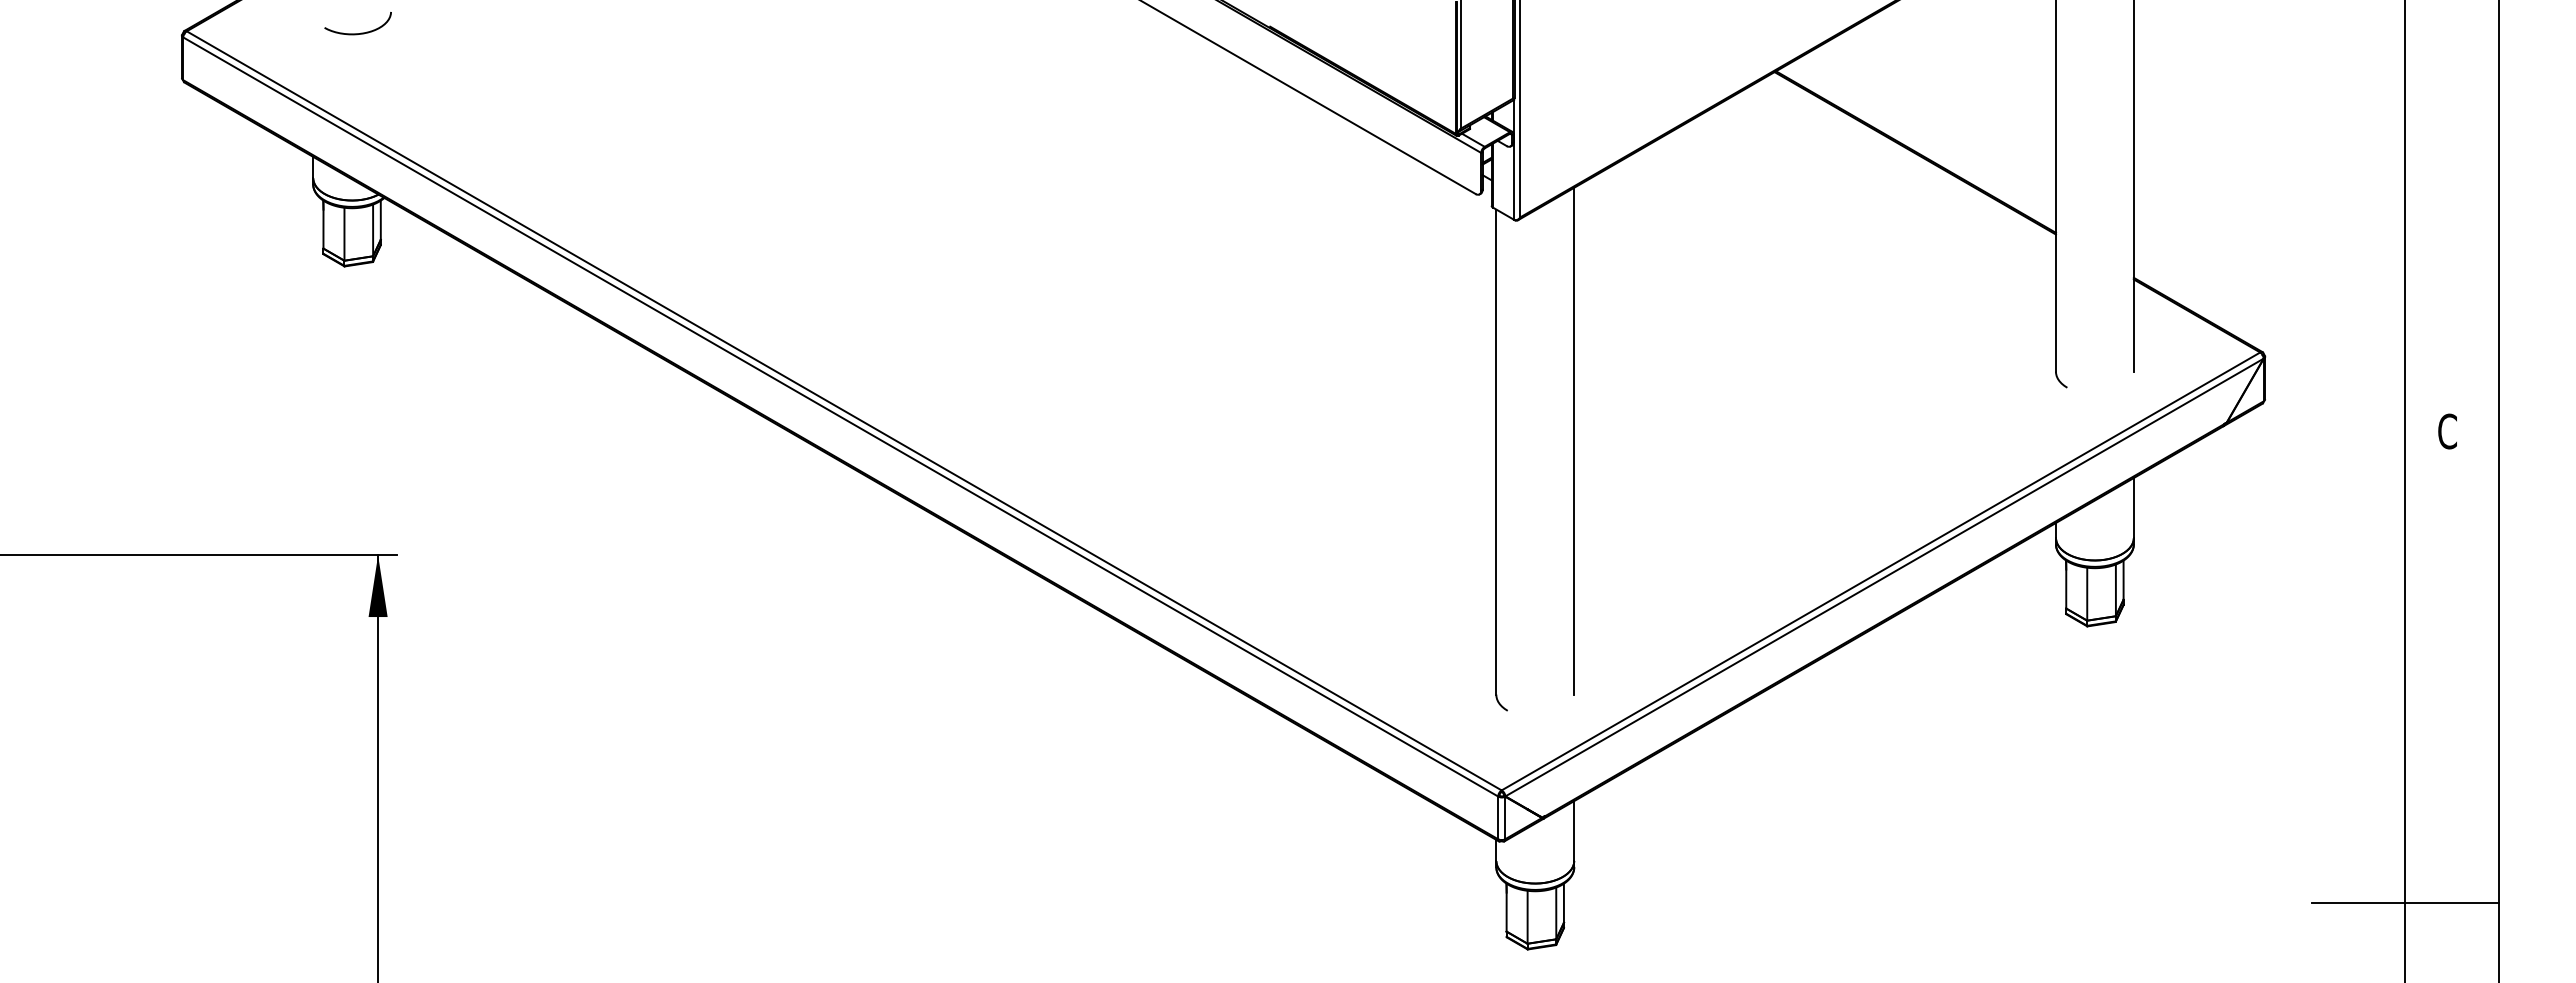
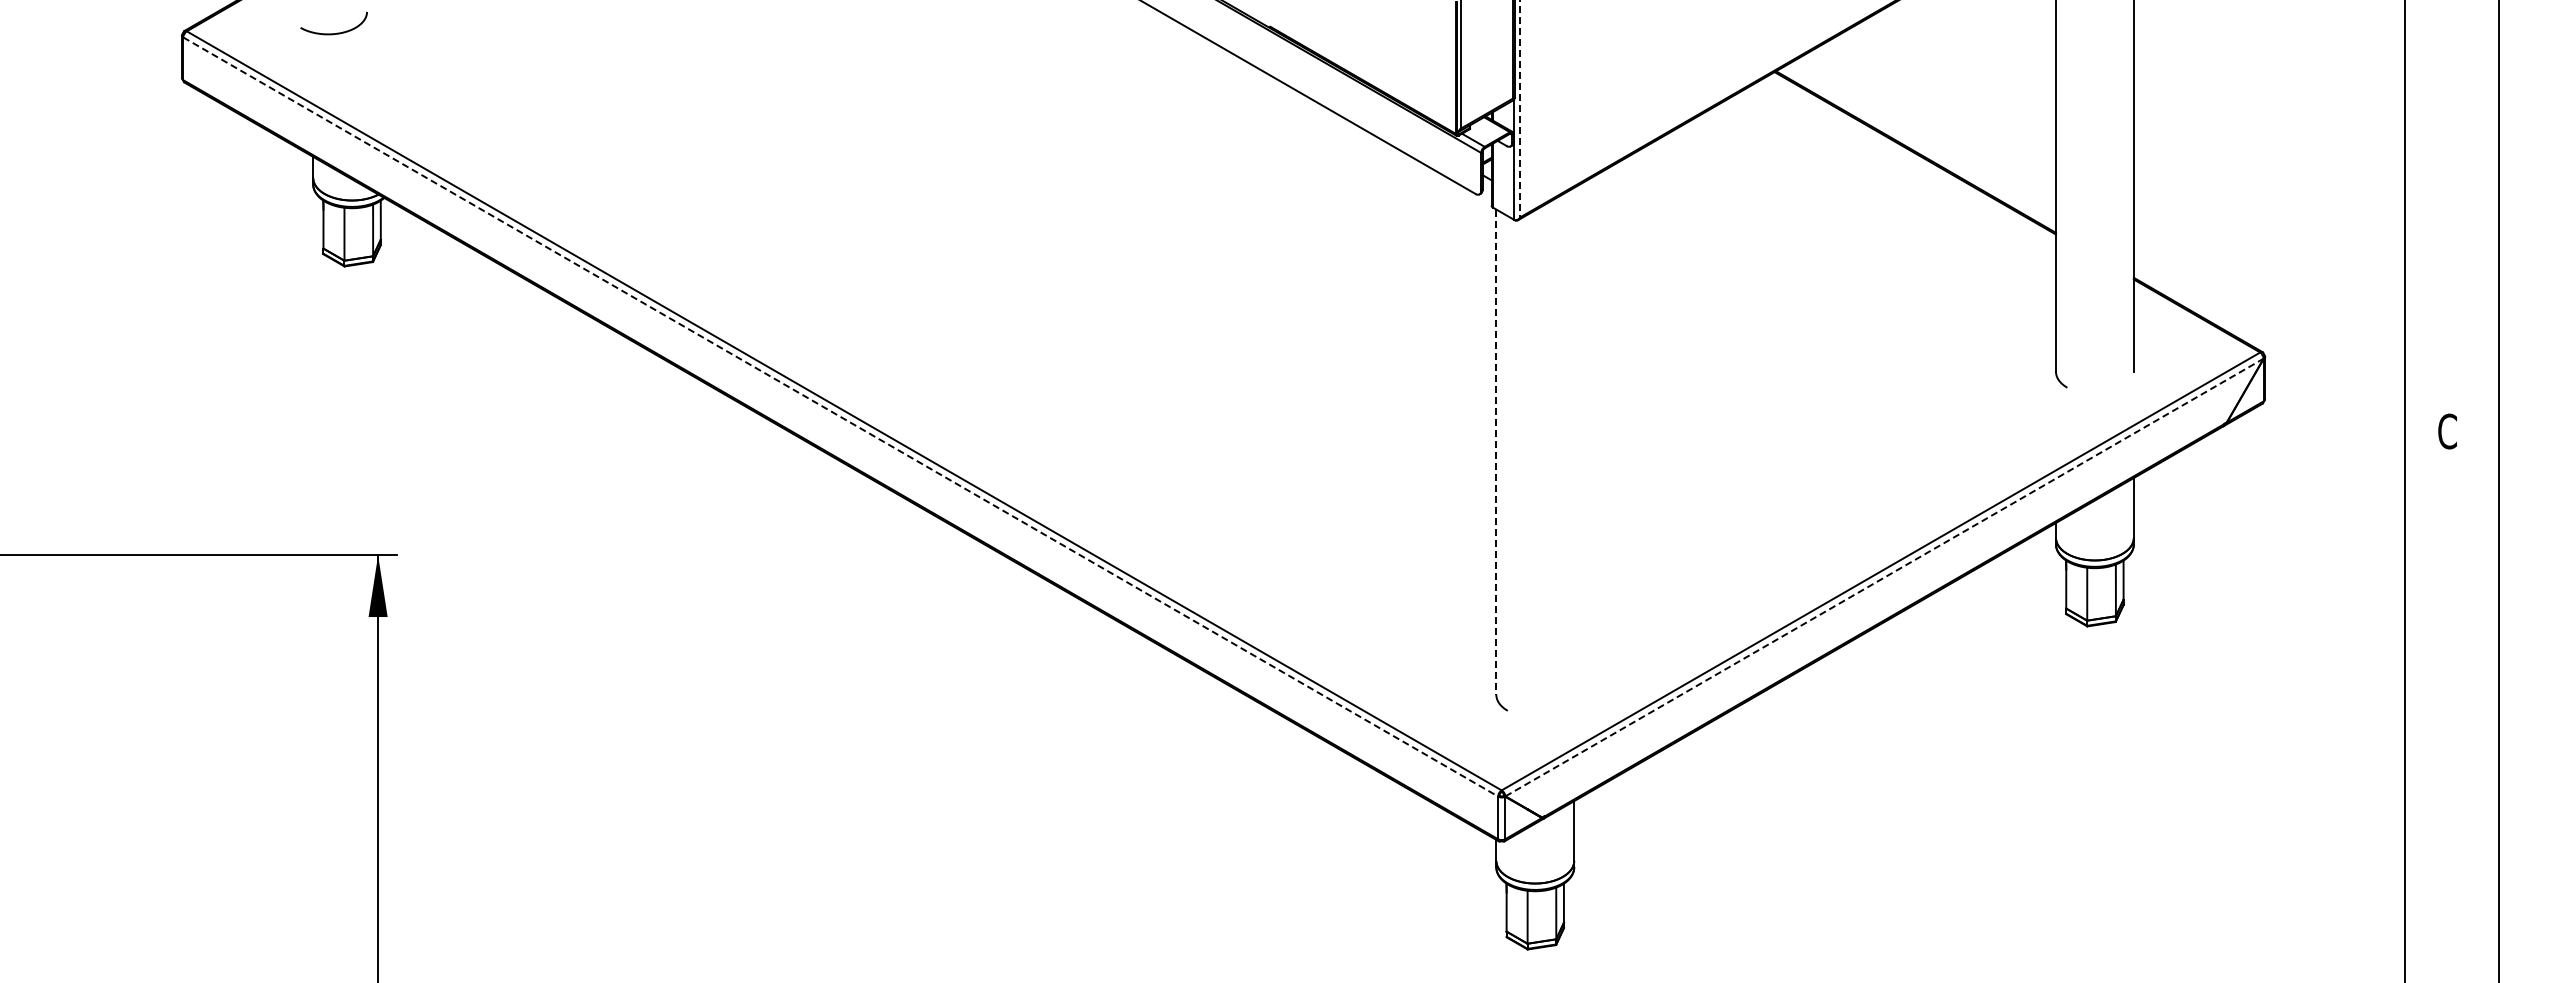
curve position: (360, 32) -> (336, 32) (336, 32)
line: solid -> dashed (1520, 109)
line: solid -> dashed (841, 417)
line: present -> none (1574, 440)
line: solid -> dashed (1496, 452)
line: solid -> dashed (1884, 577)
line: present -> none (2404, 903)
